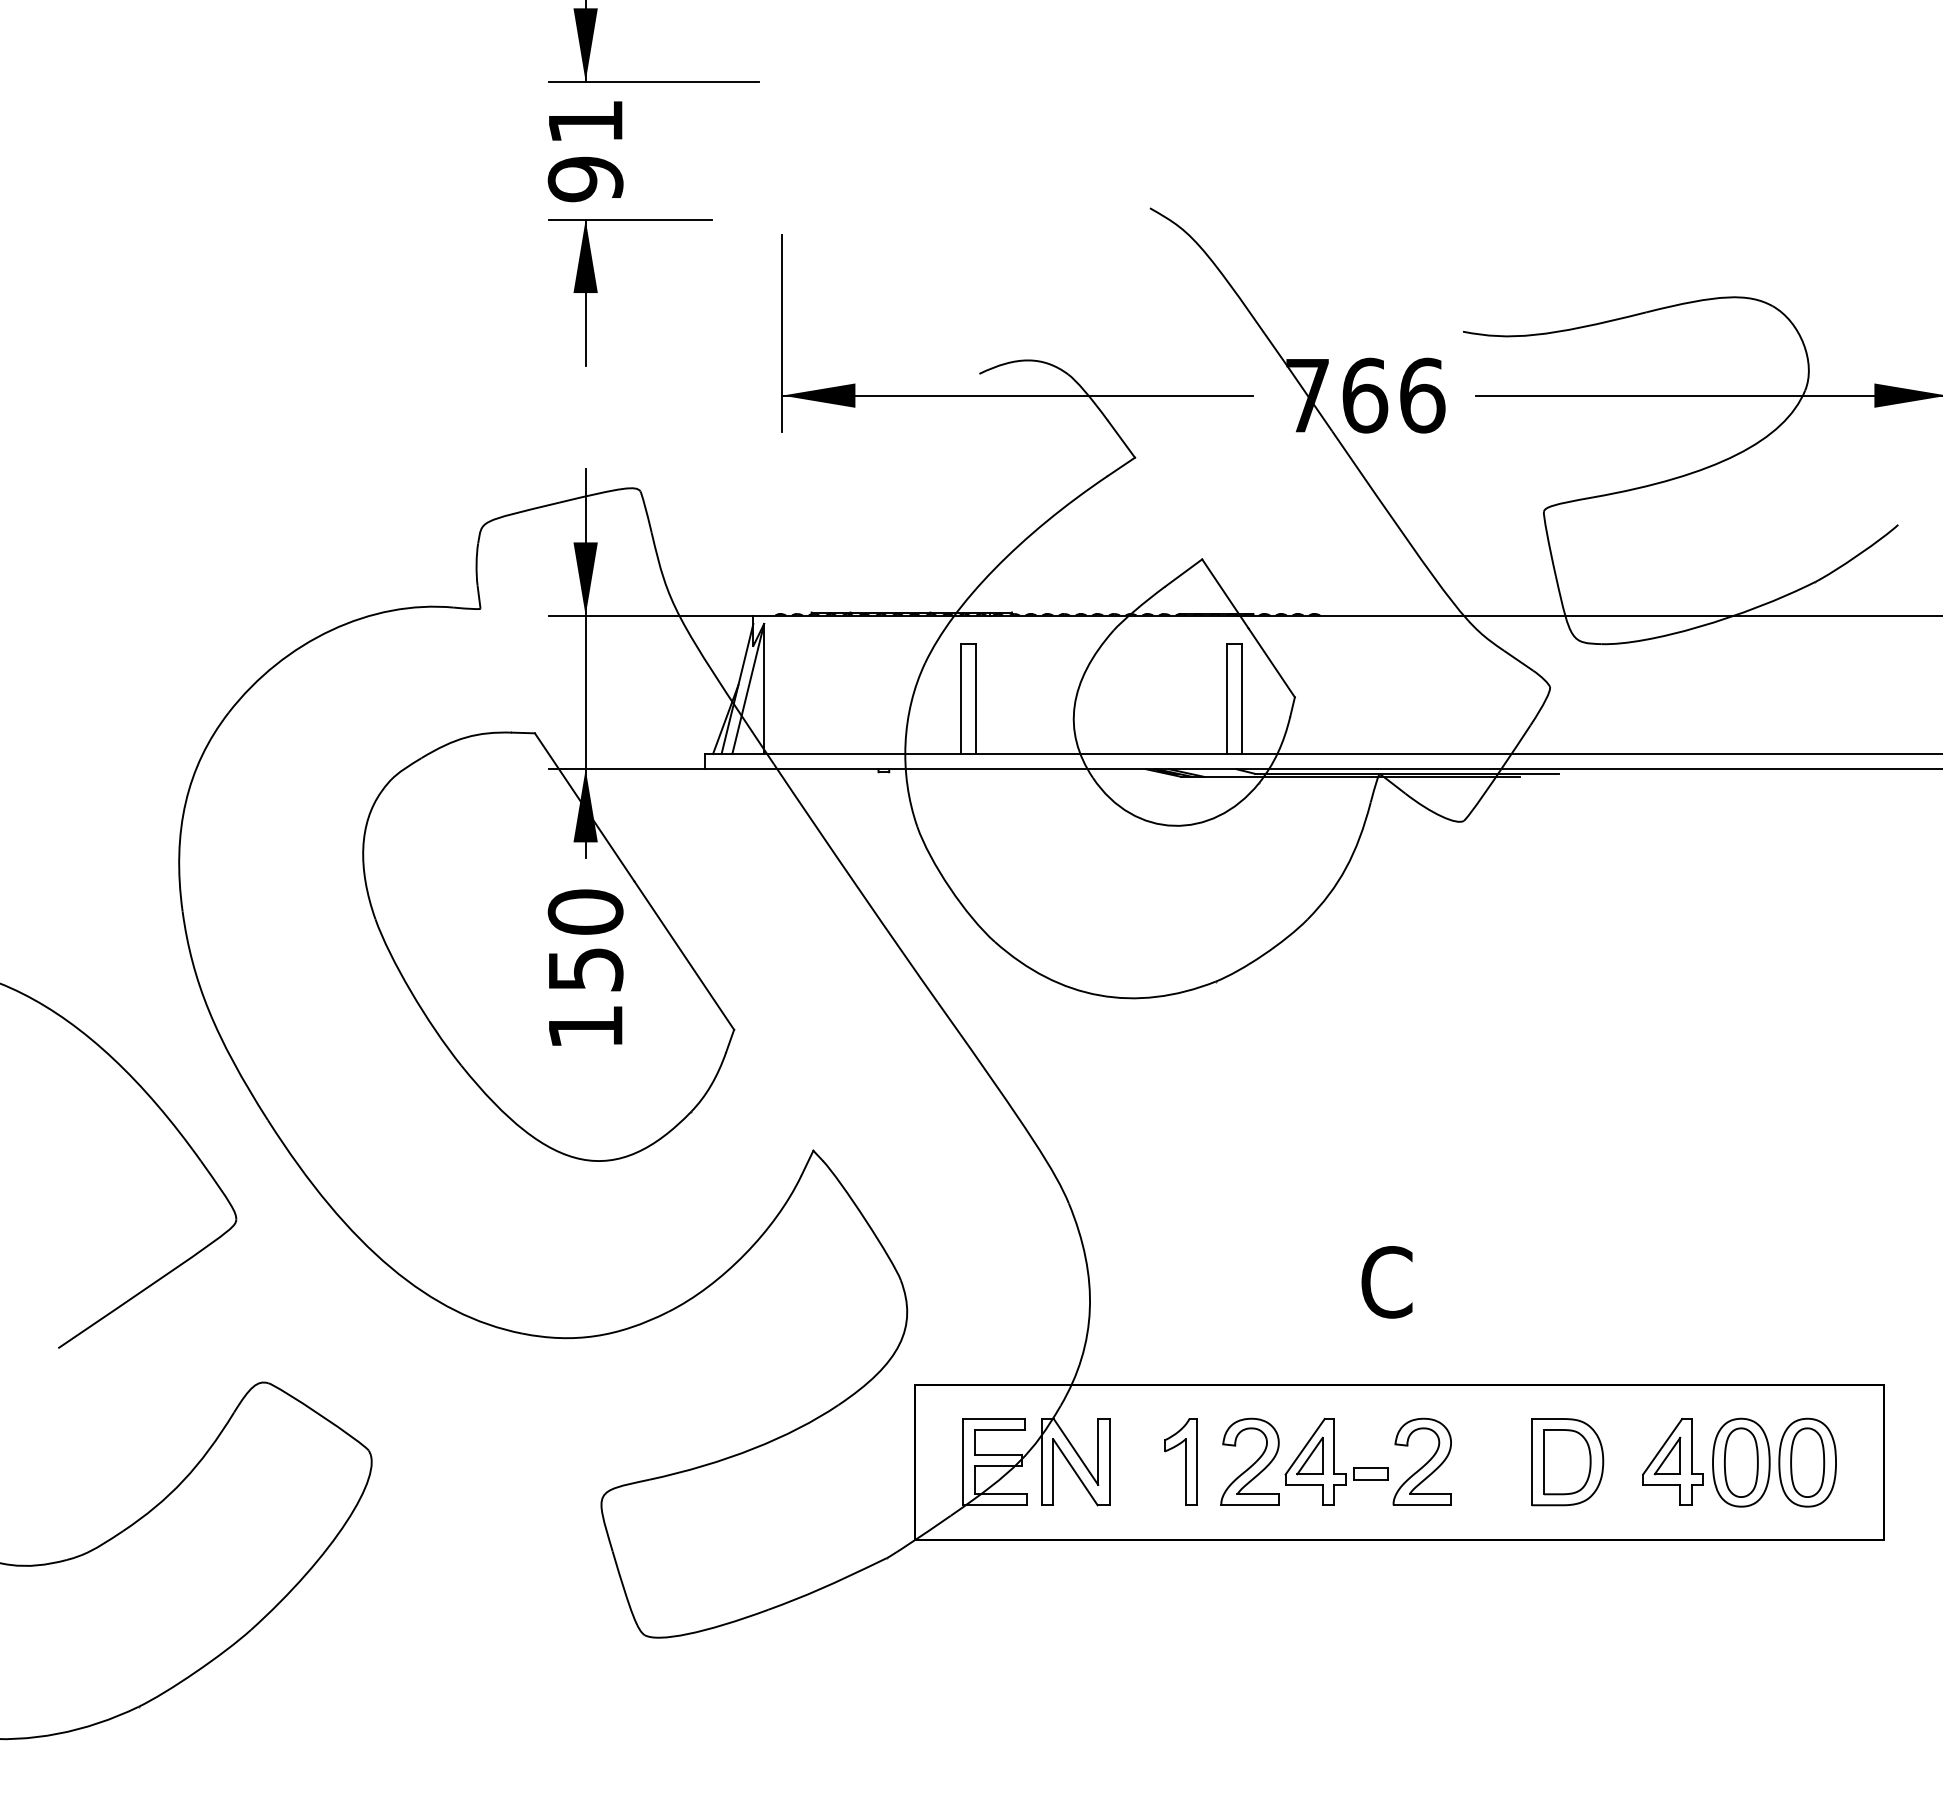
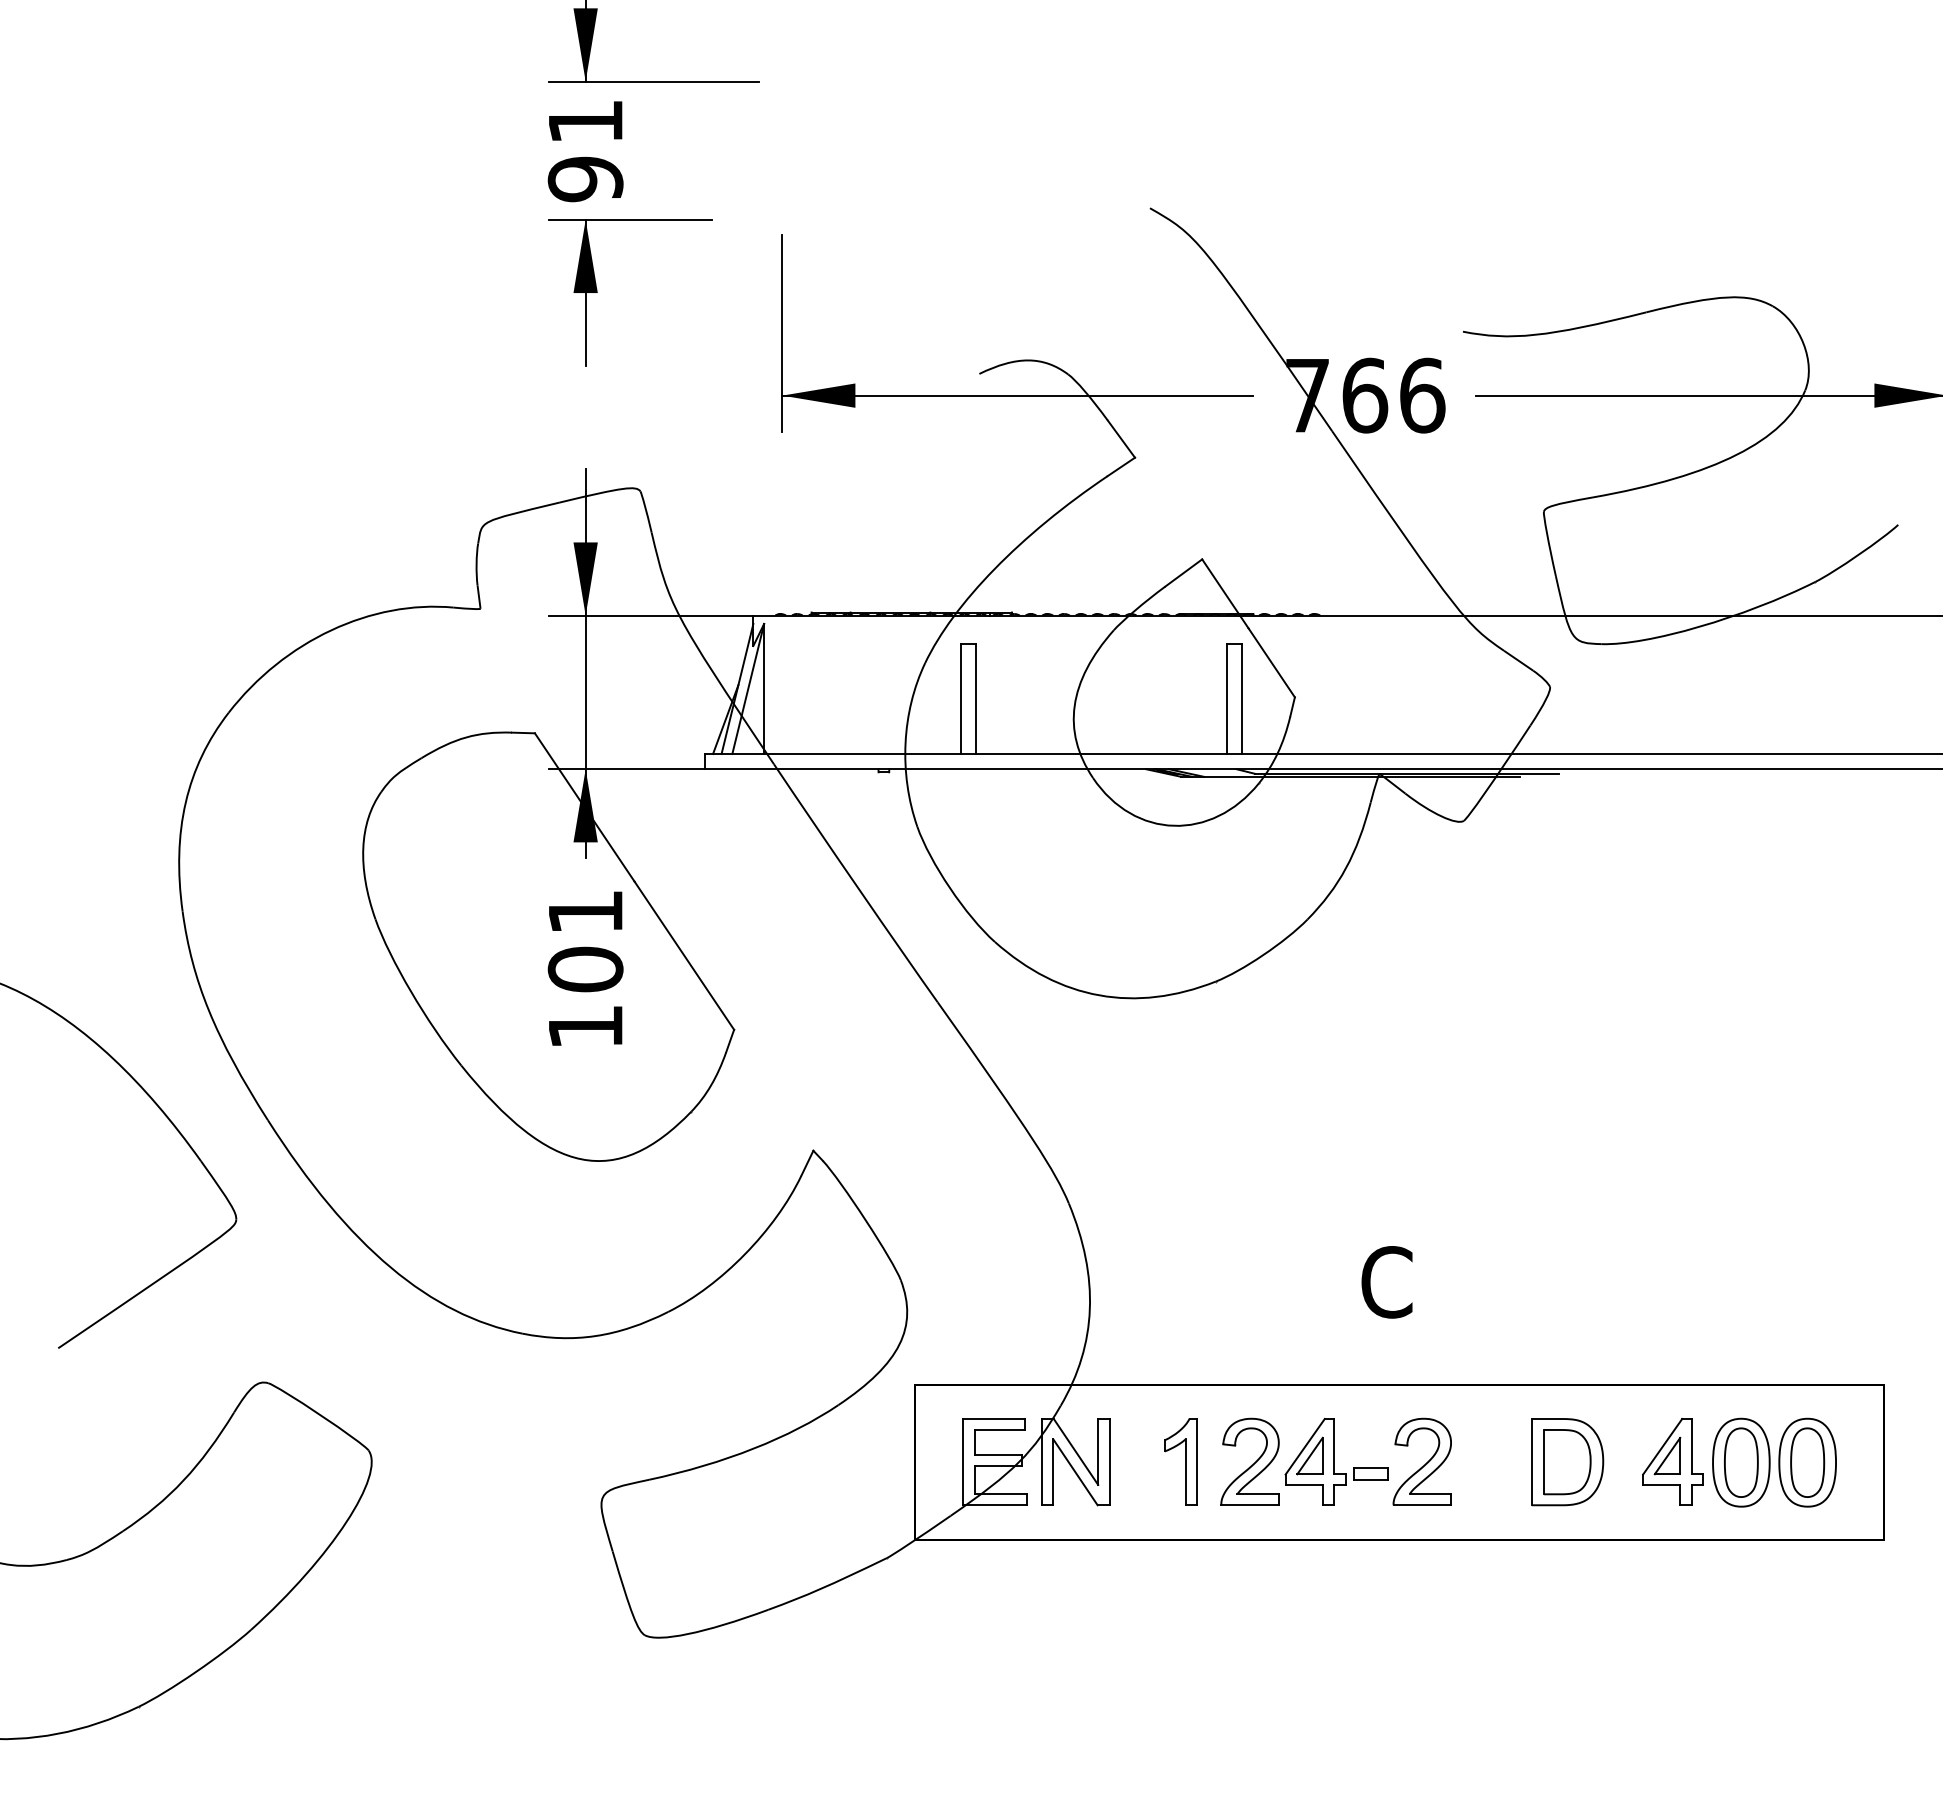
text: 150 -> 101 (585, 940)
